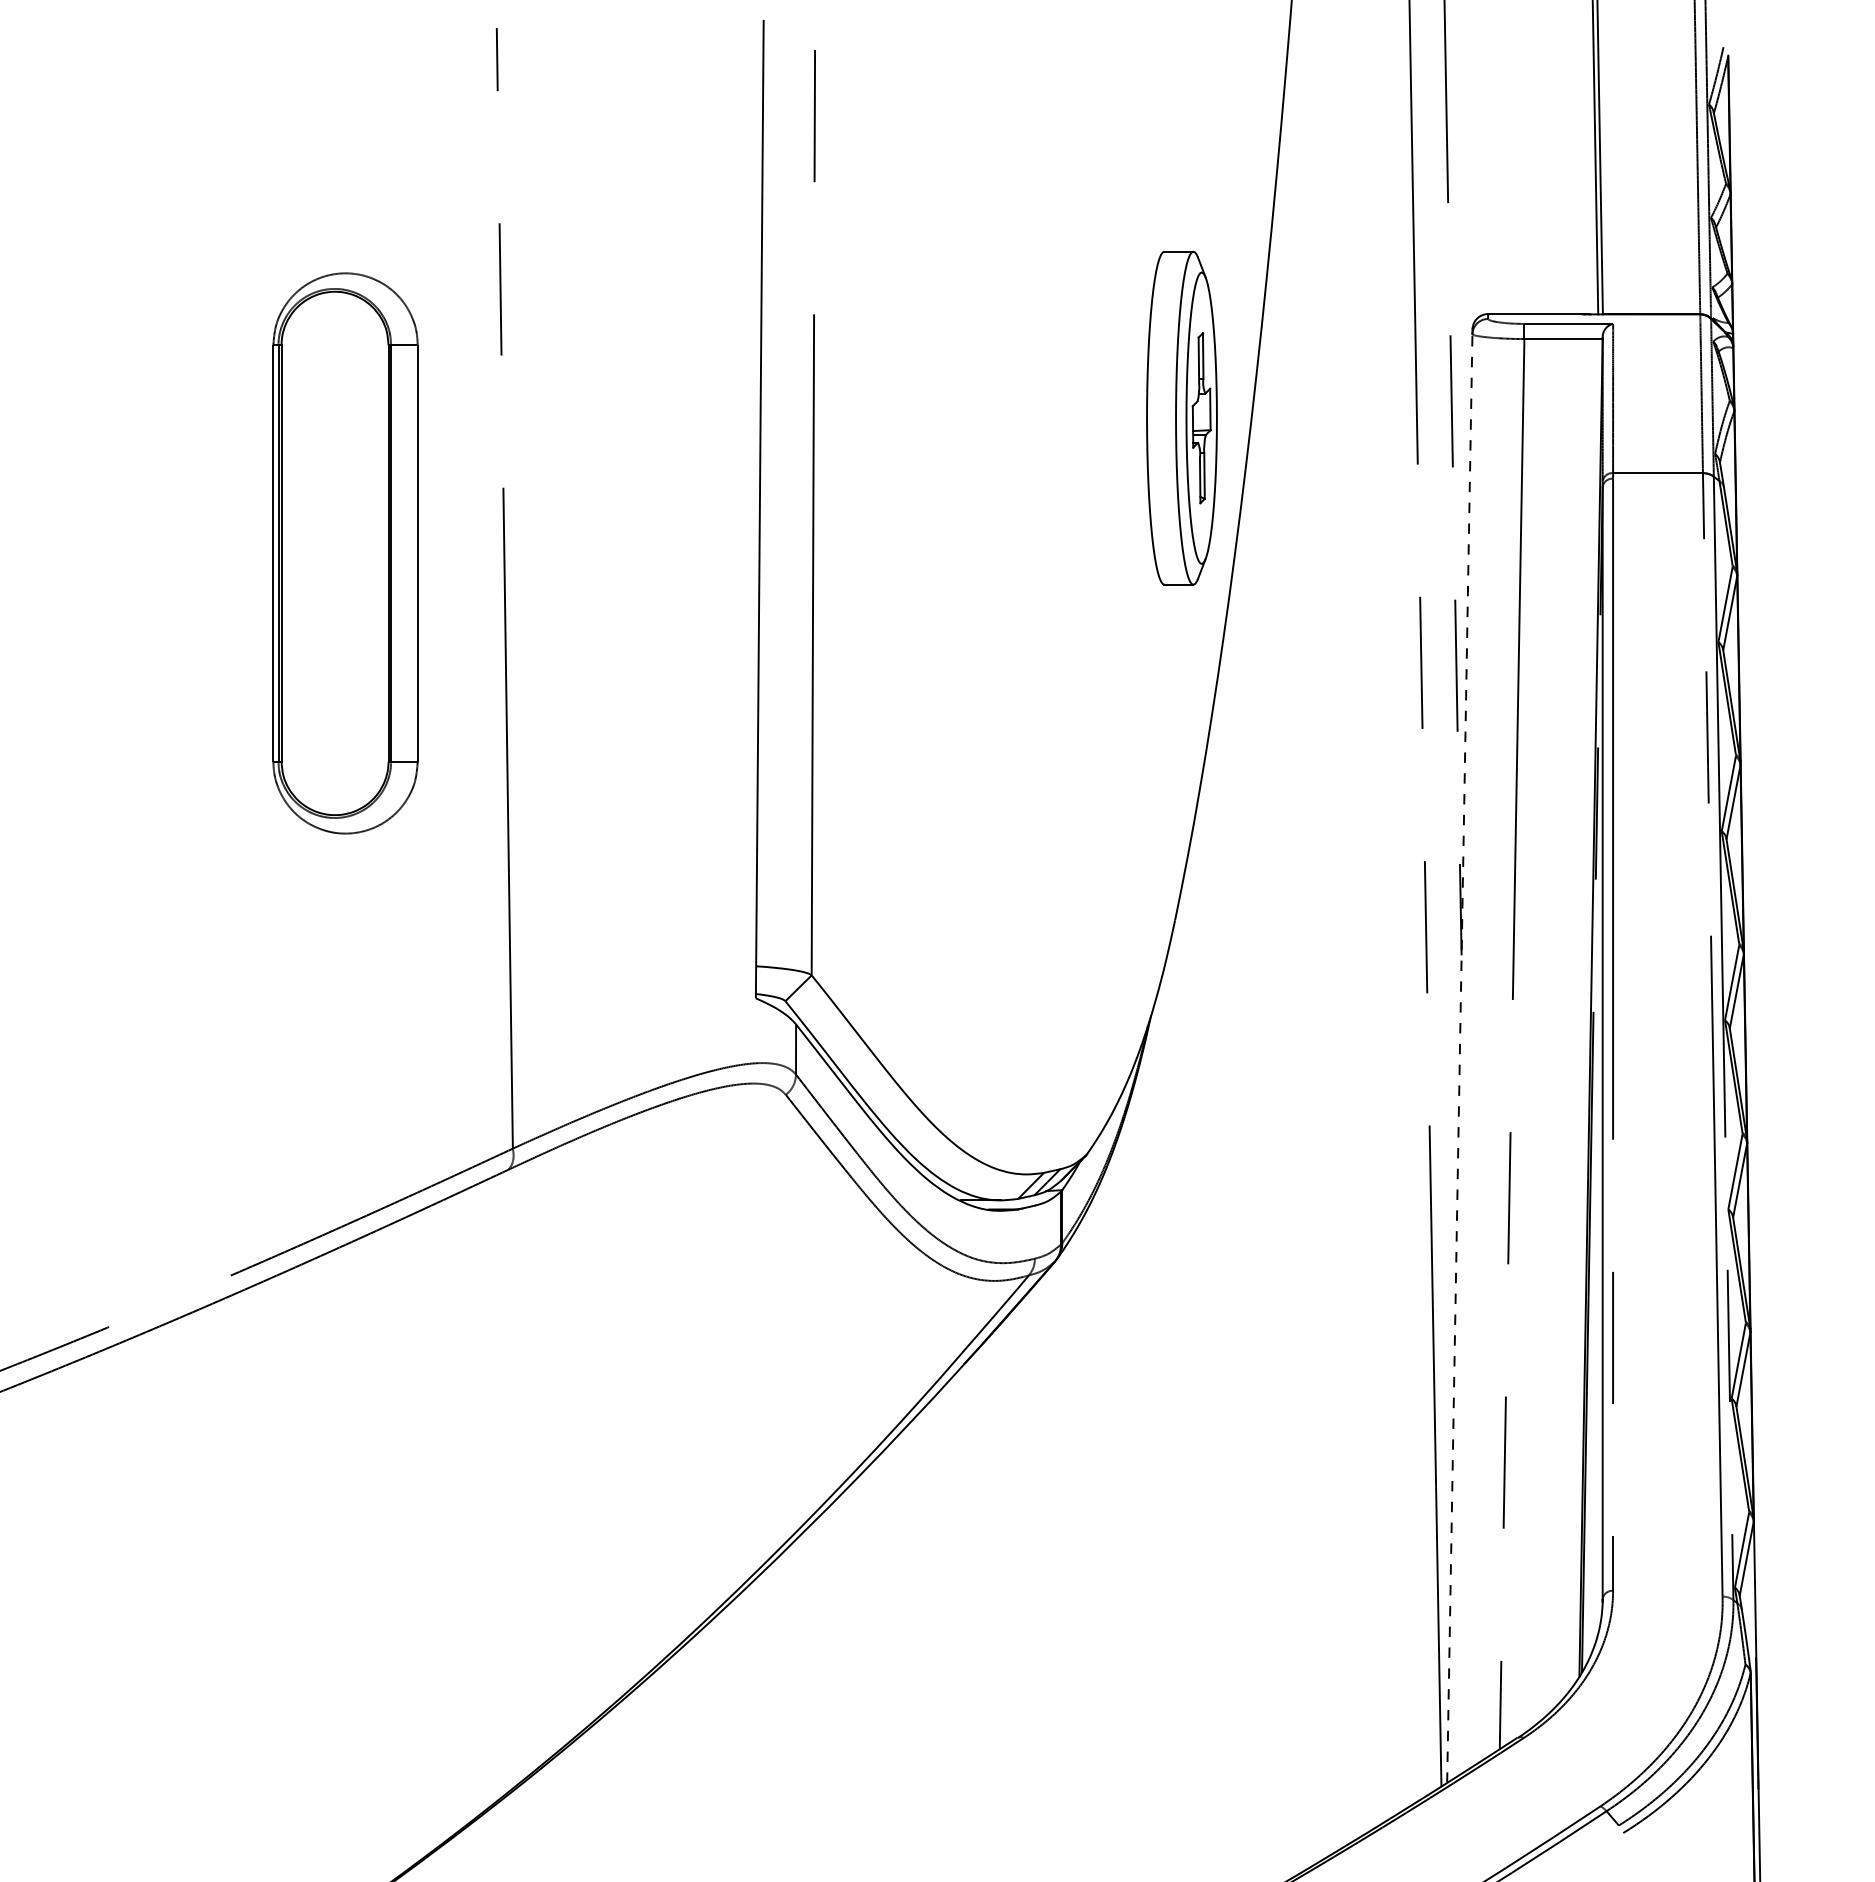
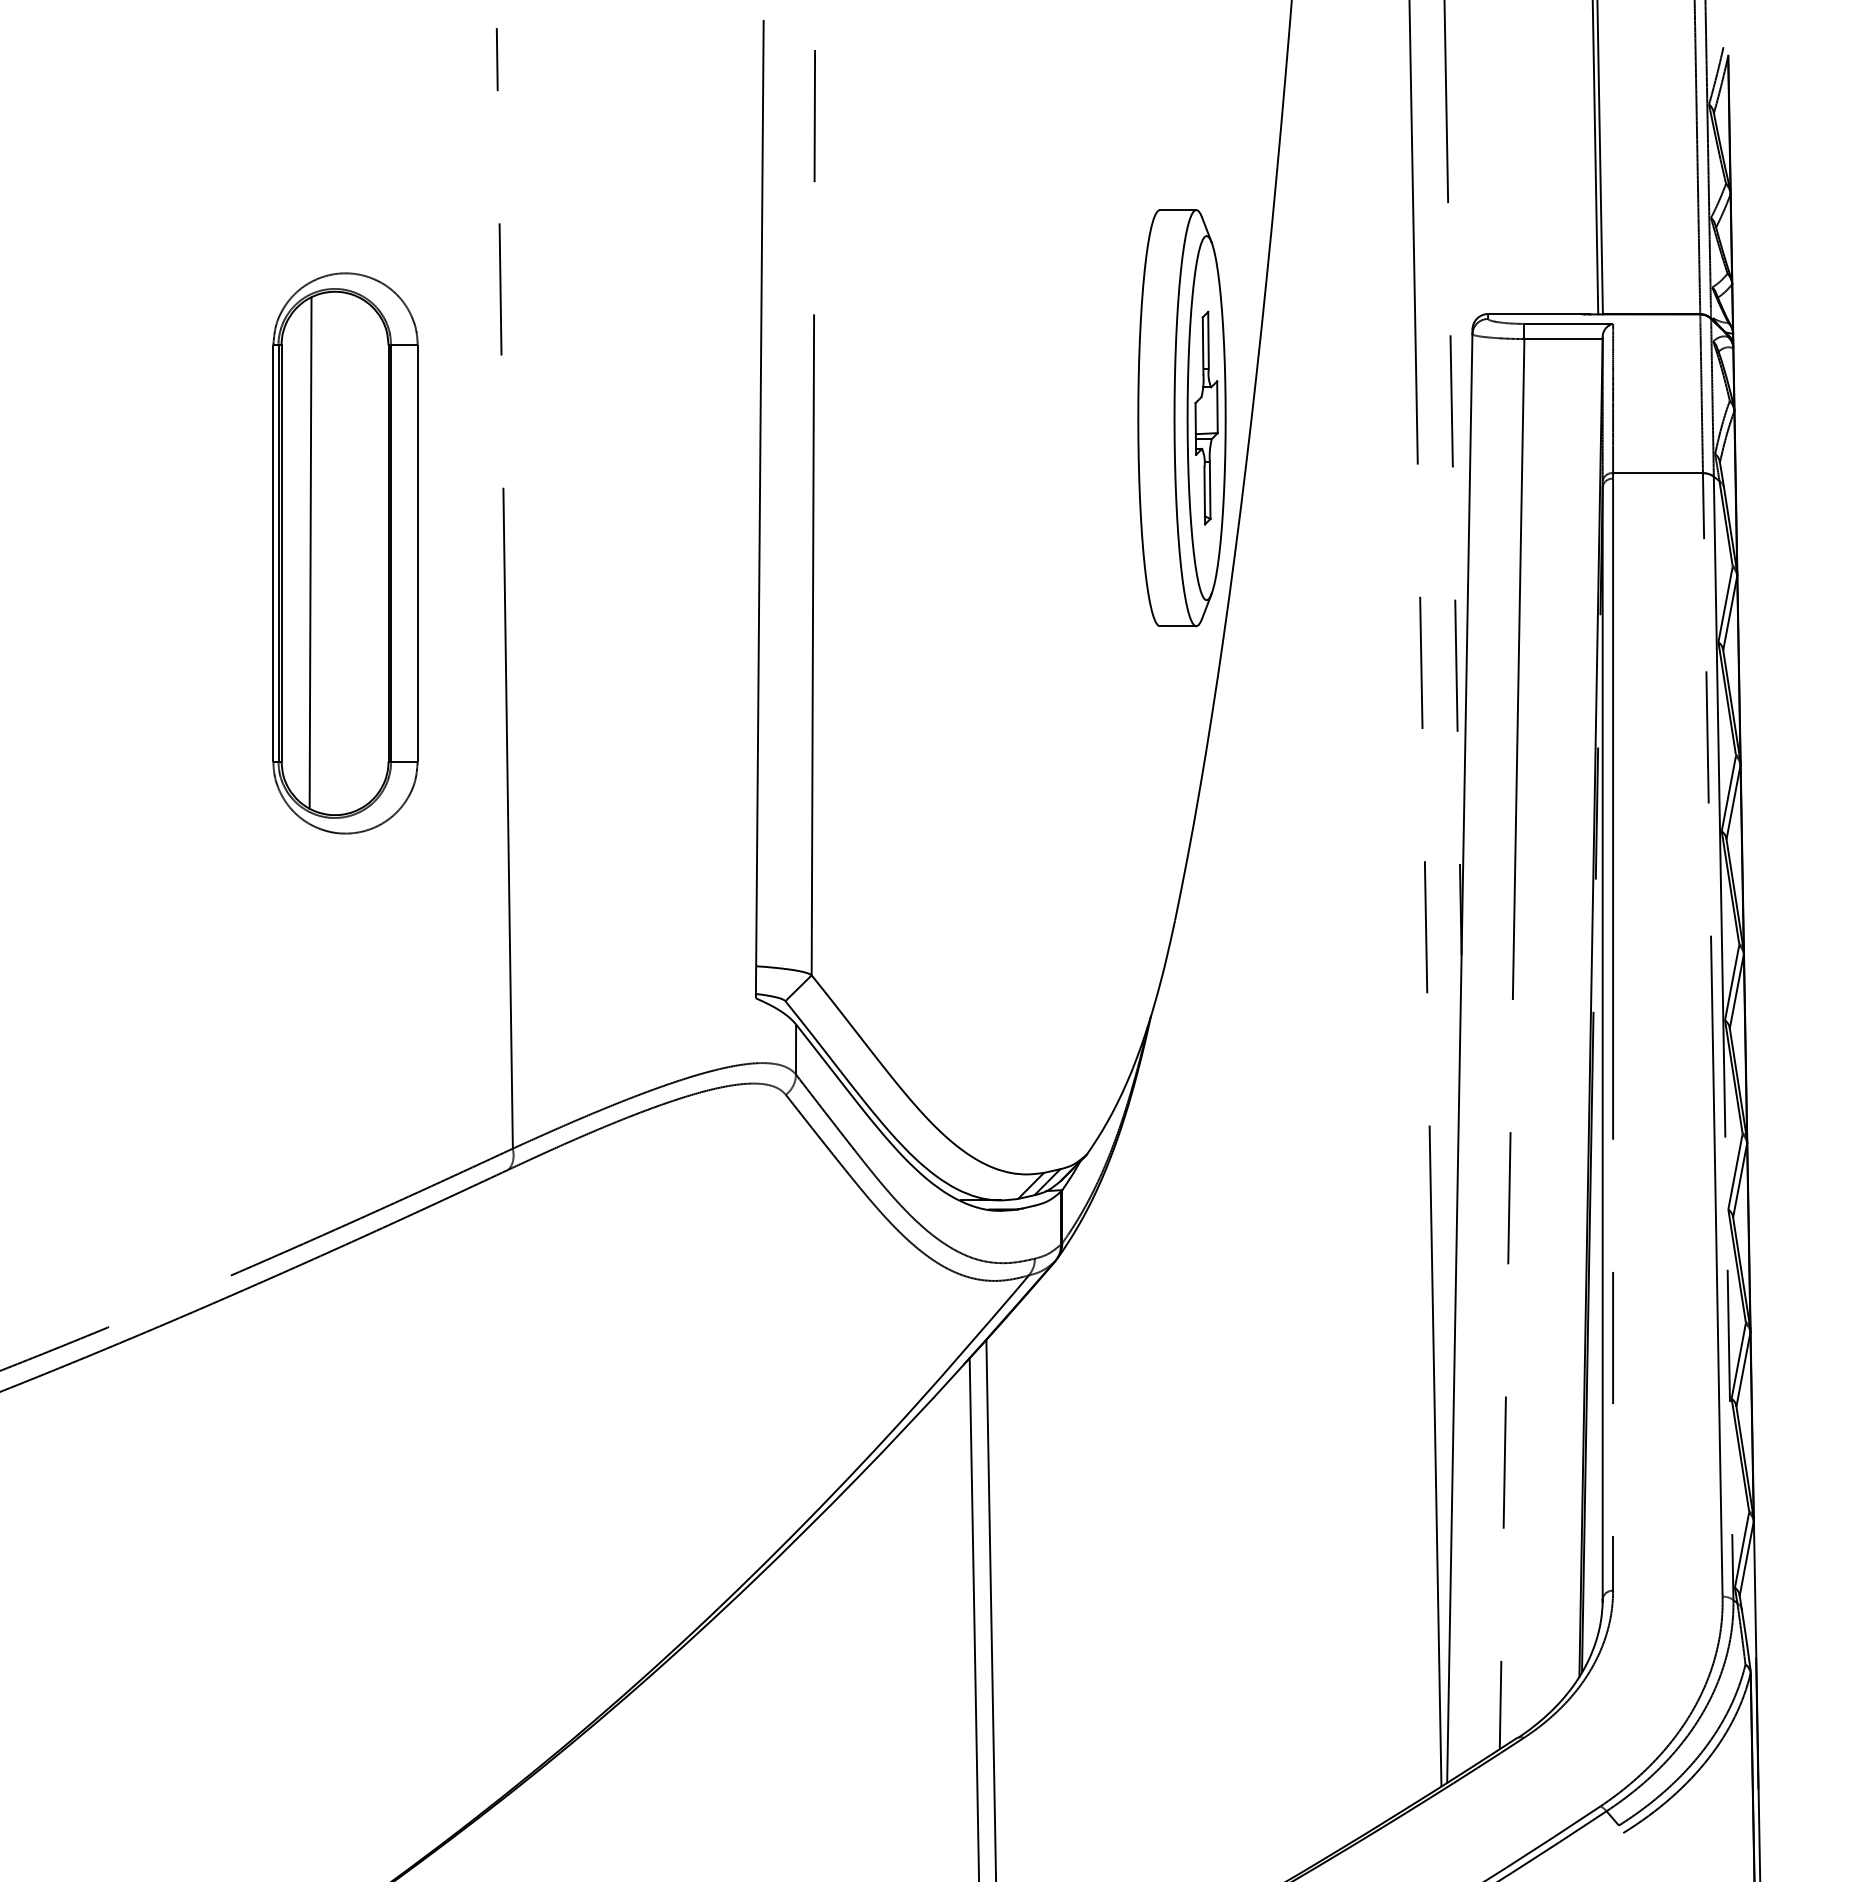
part size: 72x336 px -> 90x419 px (1181, 418)
line: none -> present (310, 552)
line: dashed -> solid (1459, 1058)
line: none -> present (991, 1608)
line: none -> present (974, 1618)
